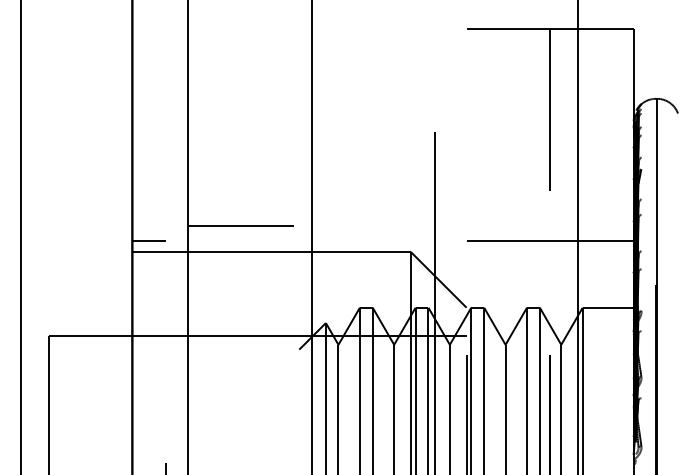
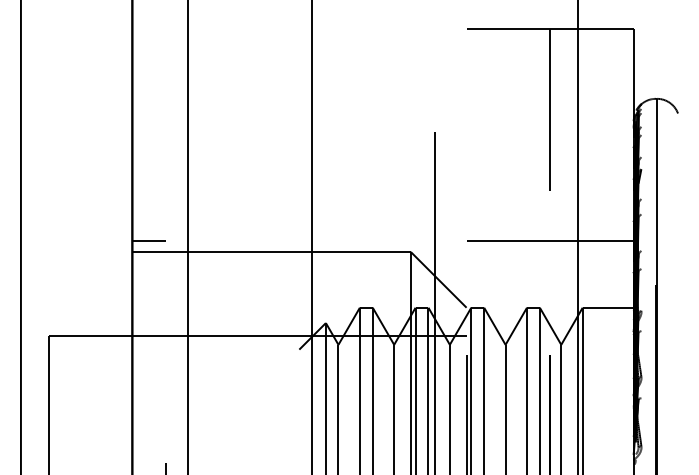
line: present -> none (240, 226)
